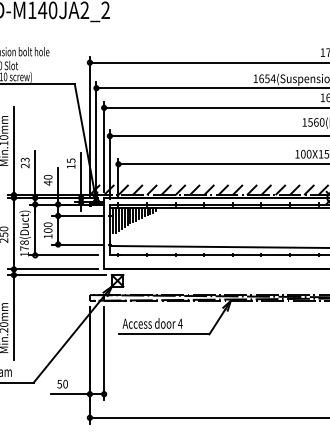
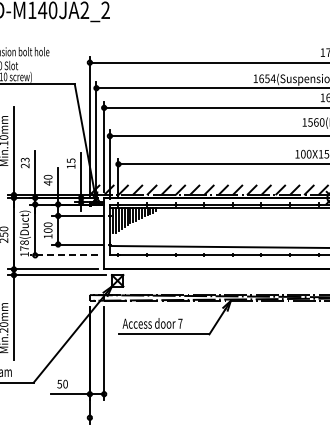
line: solid -> dashed (63, 255)
text: 4 -> 7 (180, 323)
line: present -> none (207, 417)
